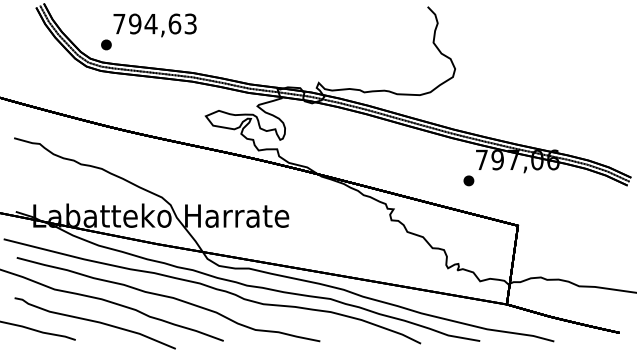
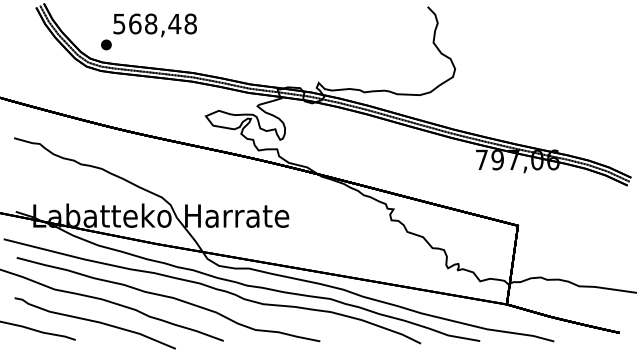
text: 794,63 -> 568,48 (154, 23)
part: present -> none (468, 180)
